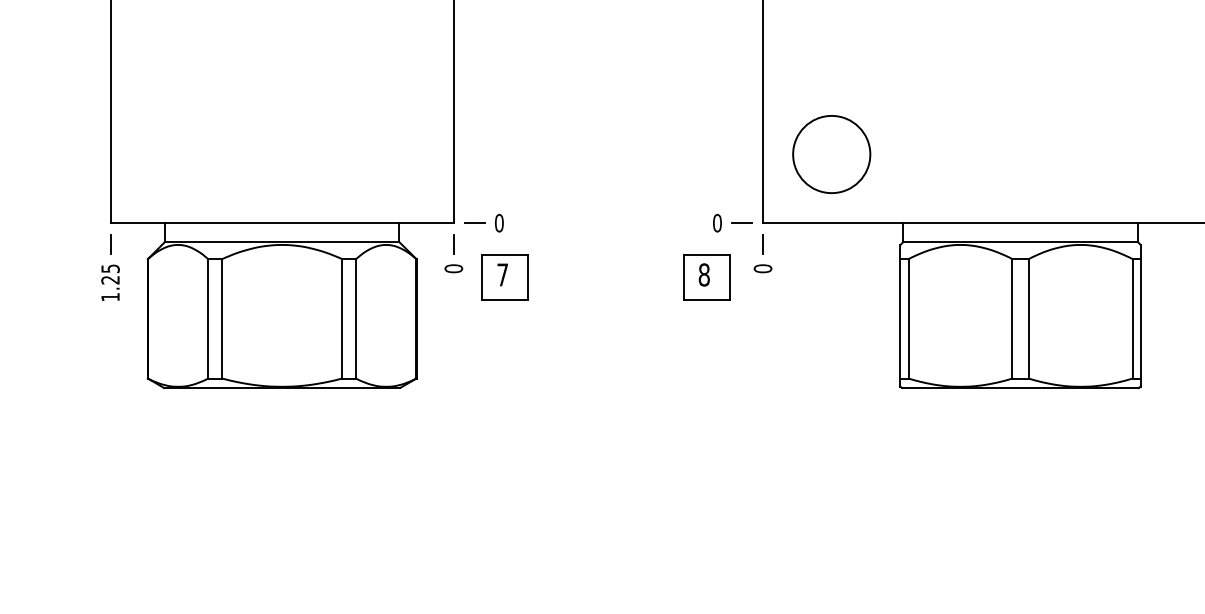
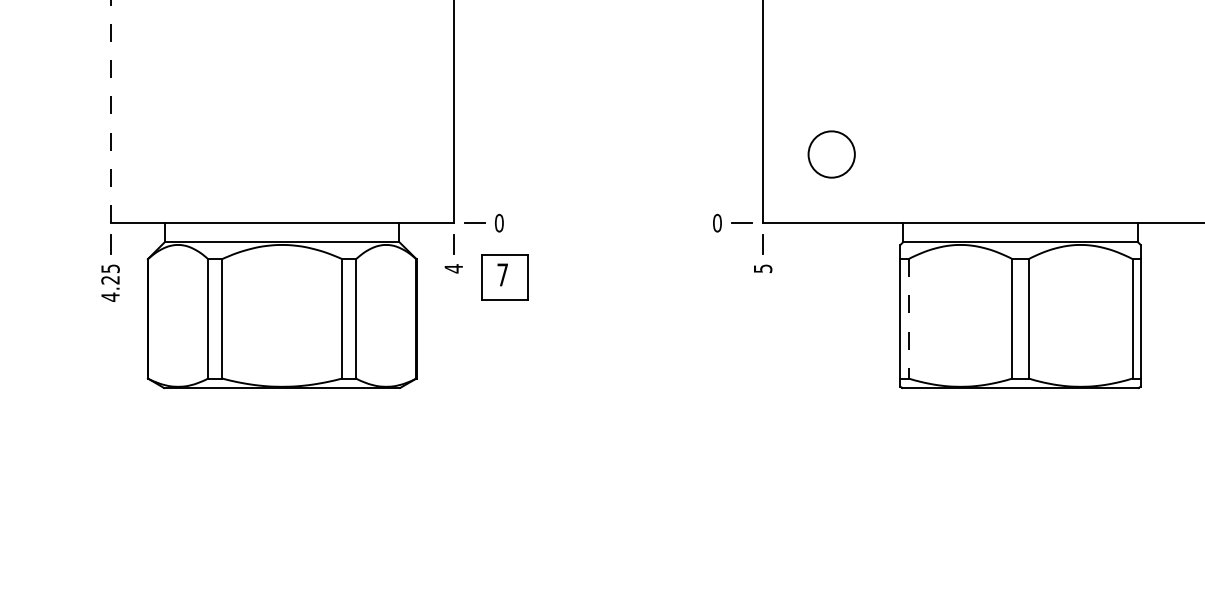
line: solid -> dashed (110, 111)
circle diameter: 77 px -> 46 px (831, 154)
text: 0 -> 4 (453, 268)
text: 0 -> 5 (762, 268)
part: present -> none (706, 277)
text: 1.25 -> 4.25 (110, 296)
line: solid -> dashed (908, 318)
